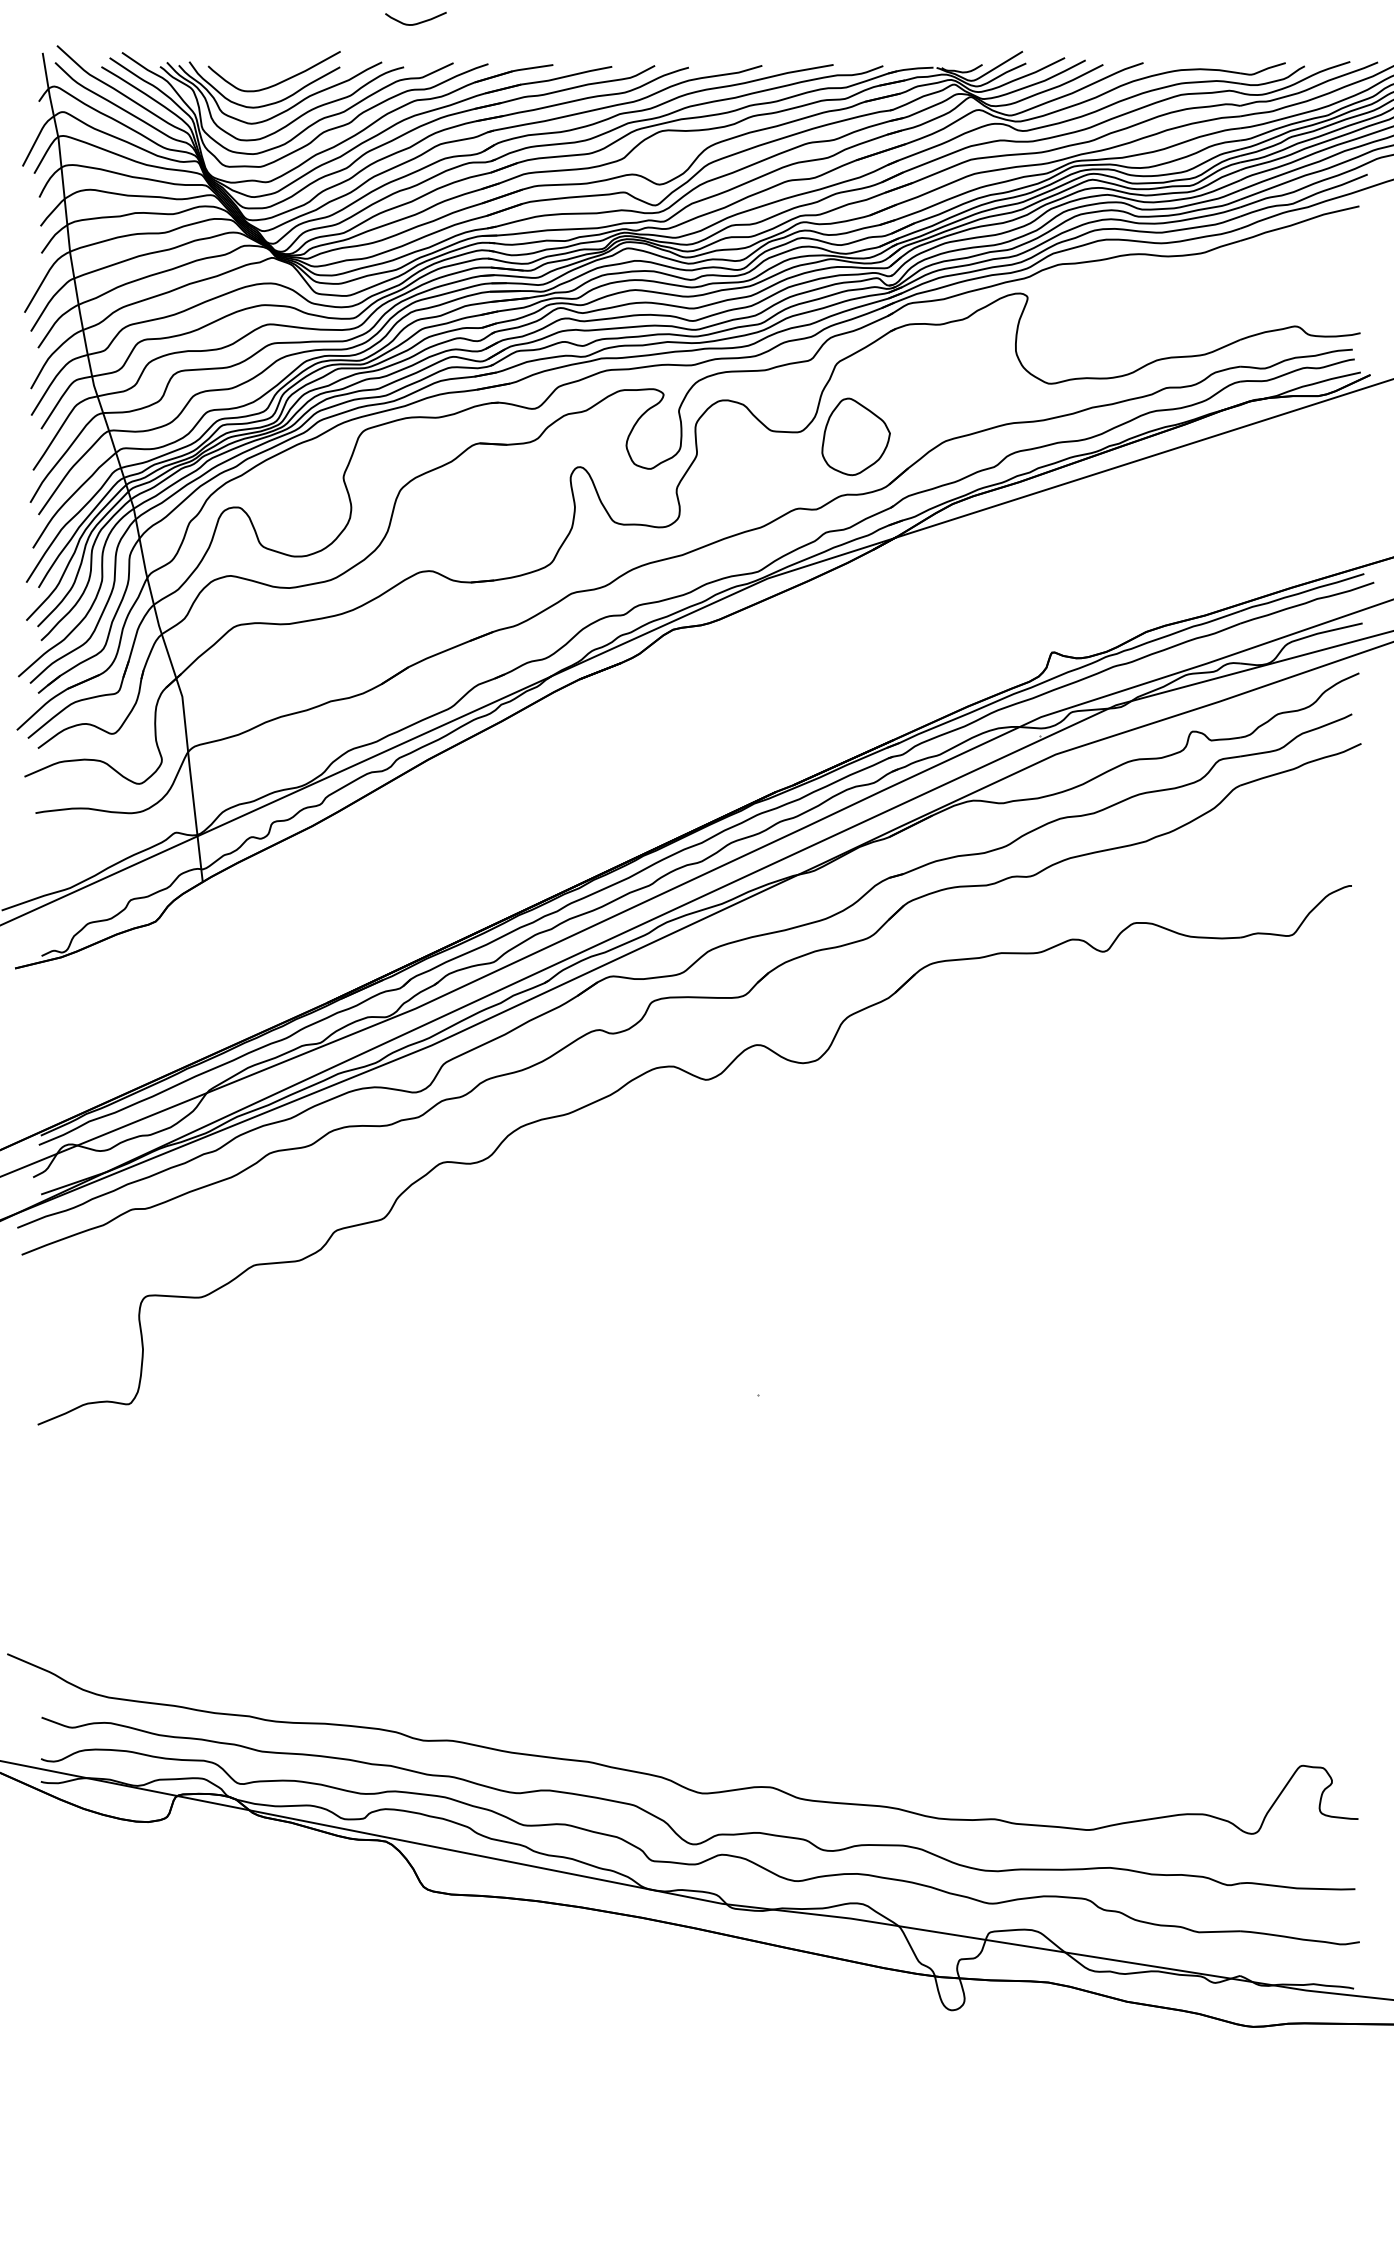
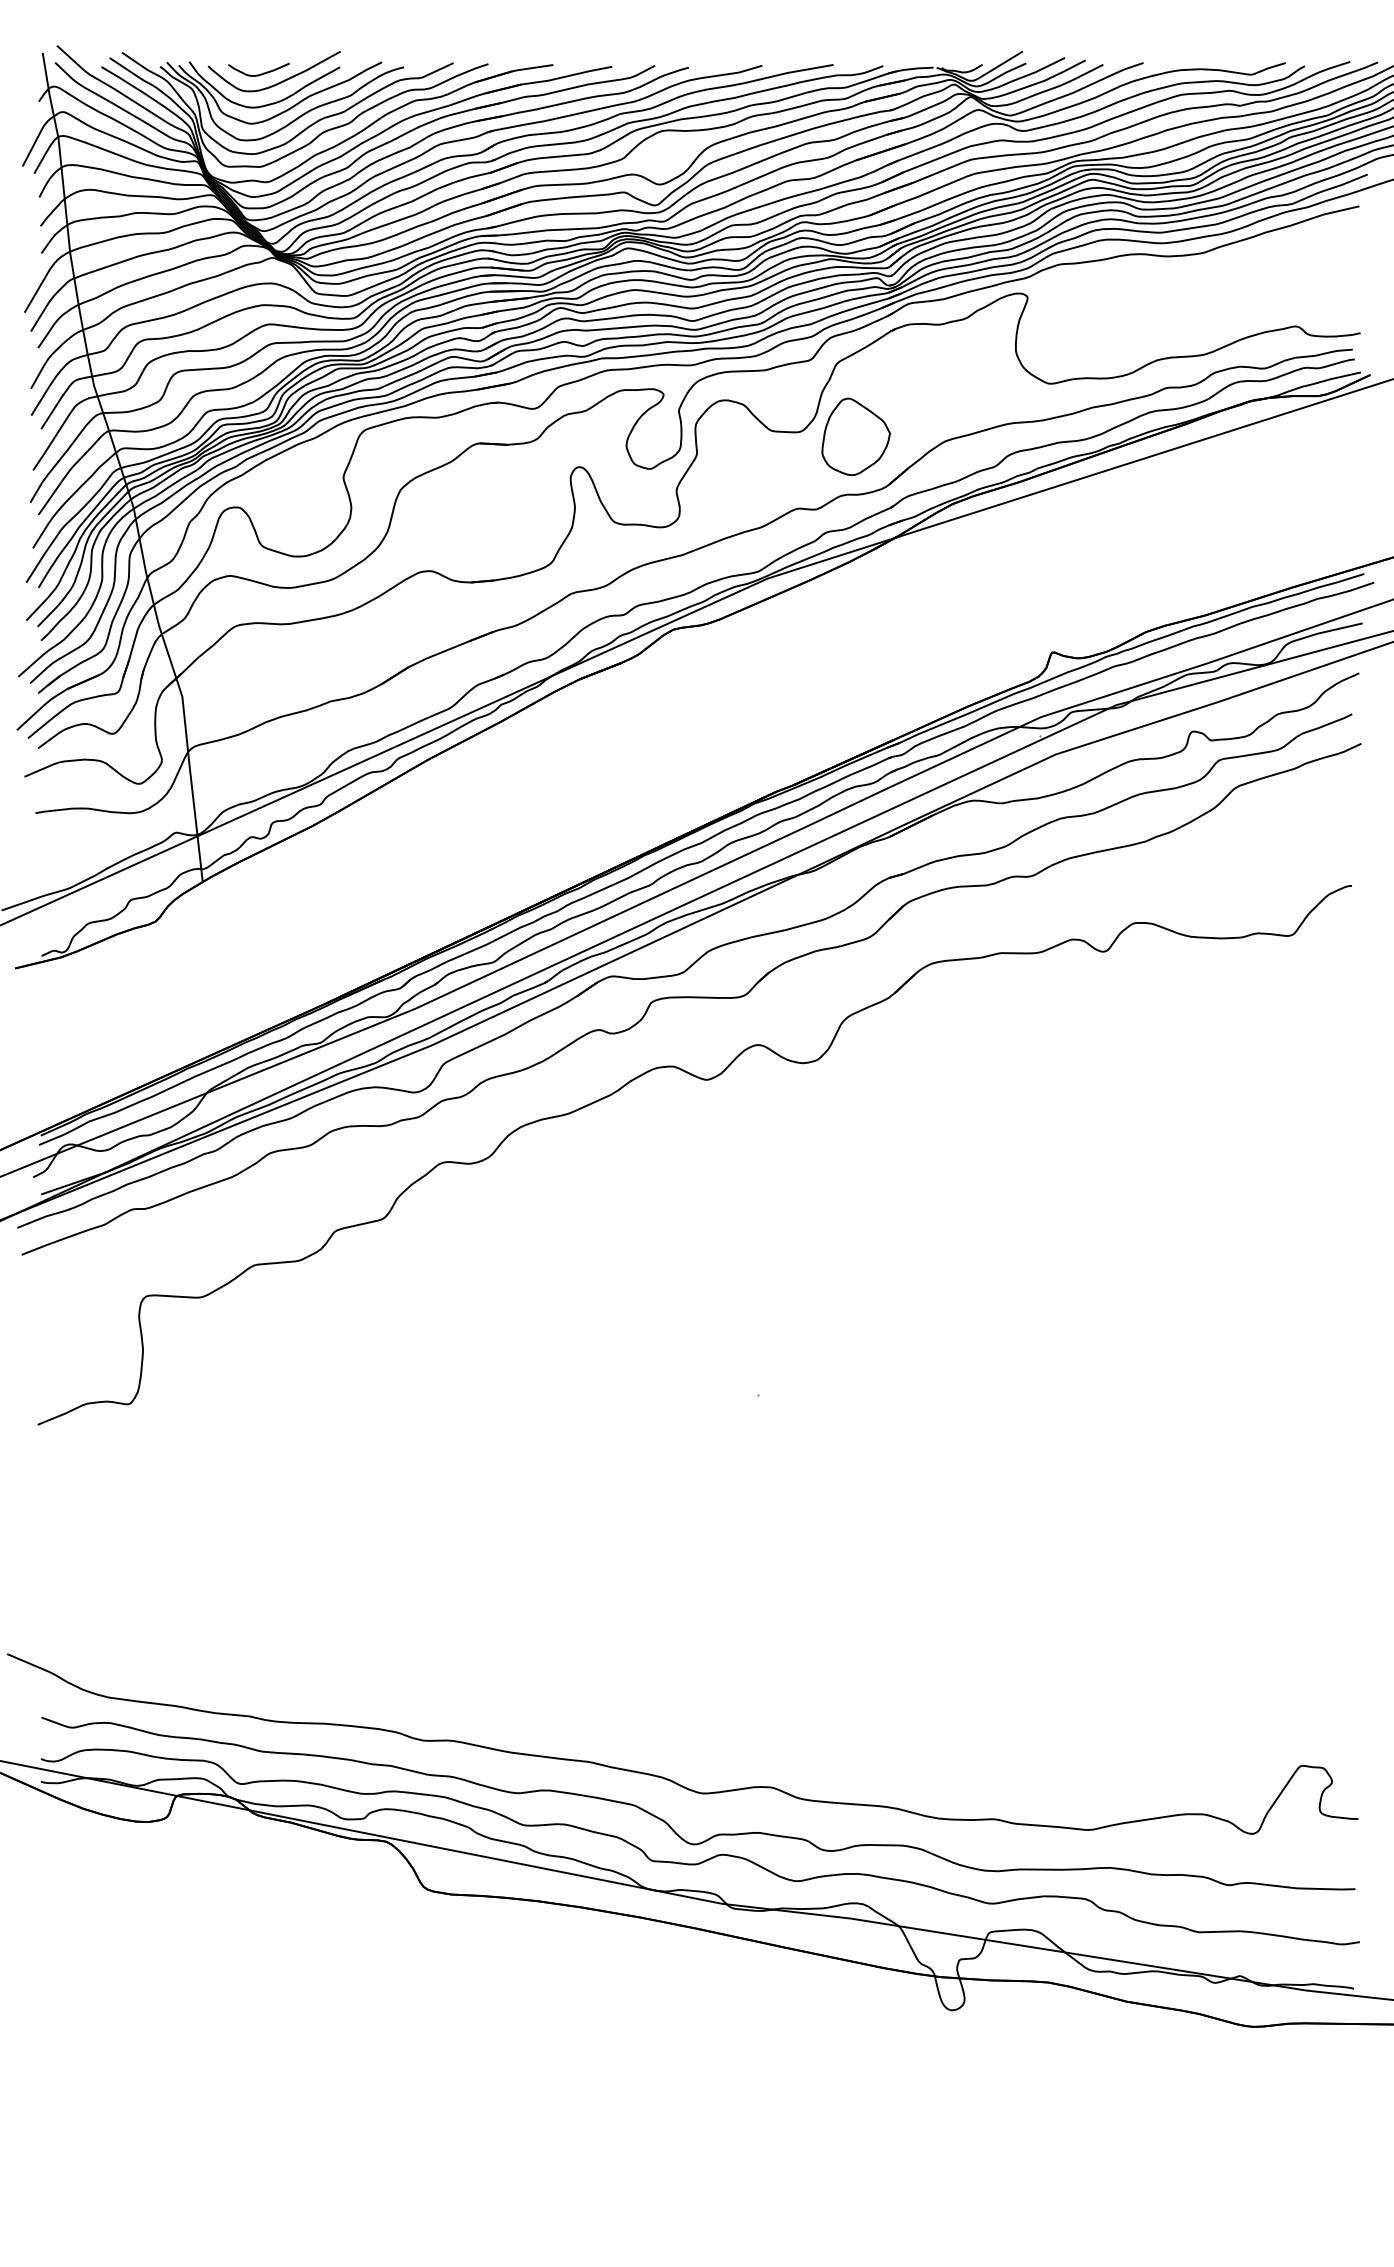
curve position: (417, 22) -> (260, 73) (260, 73)
